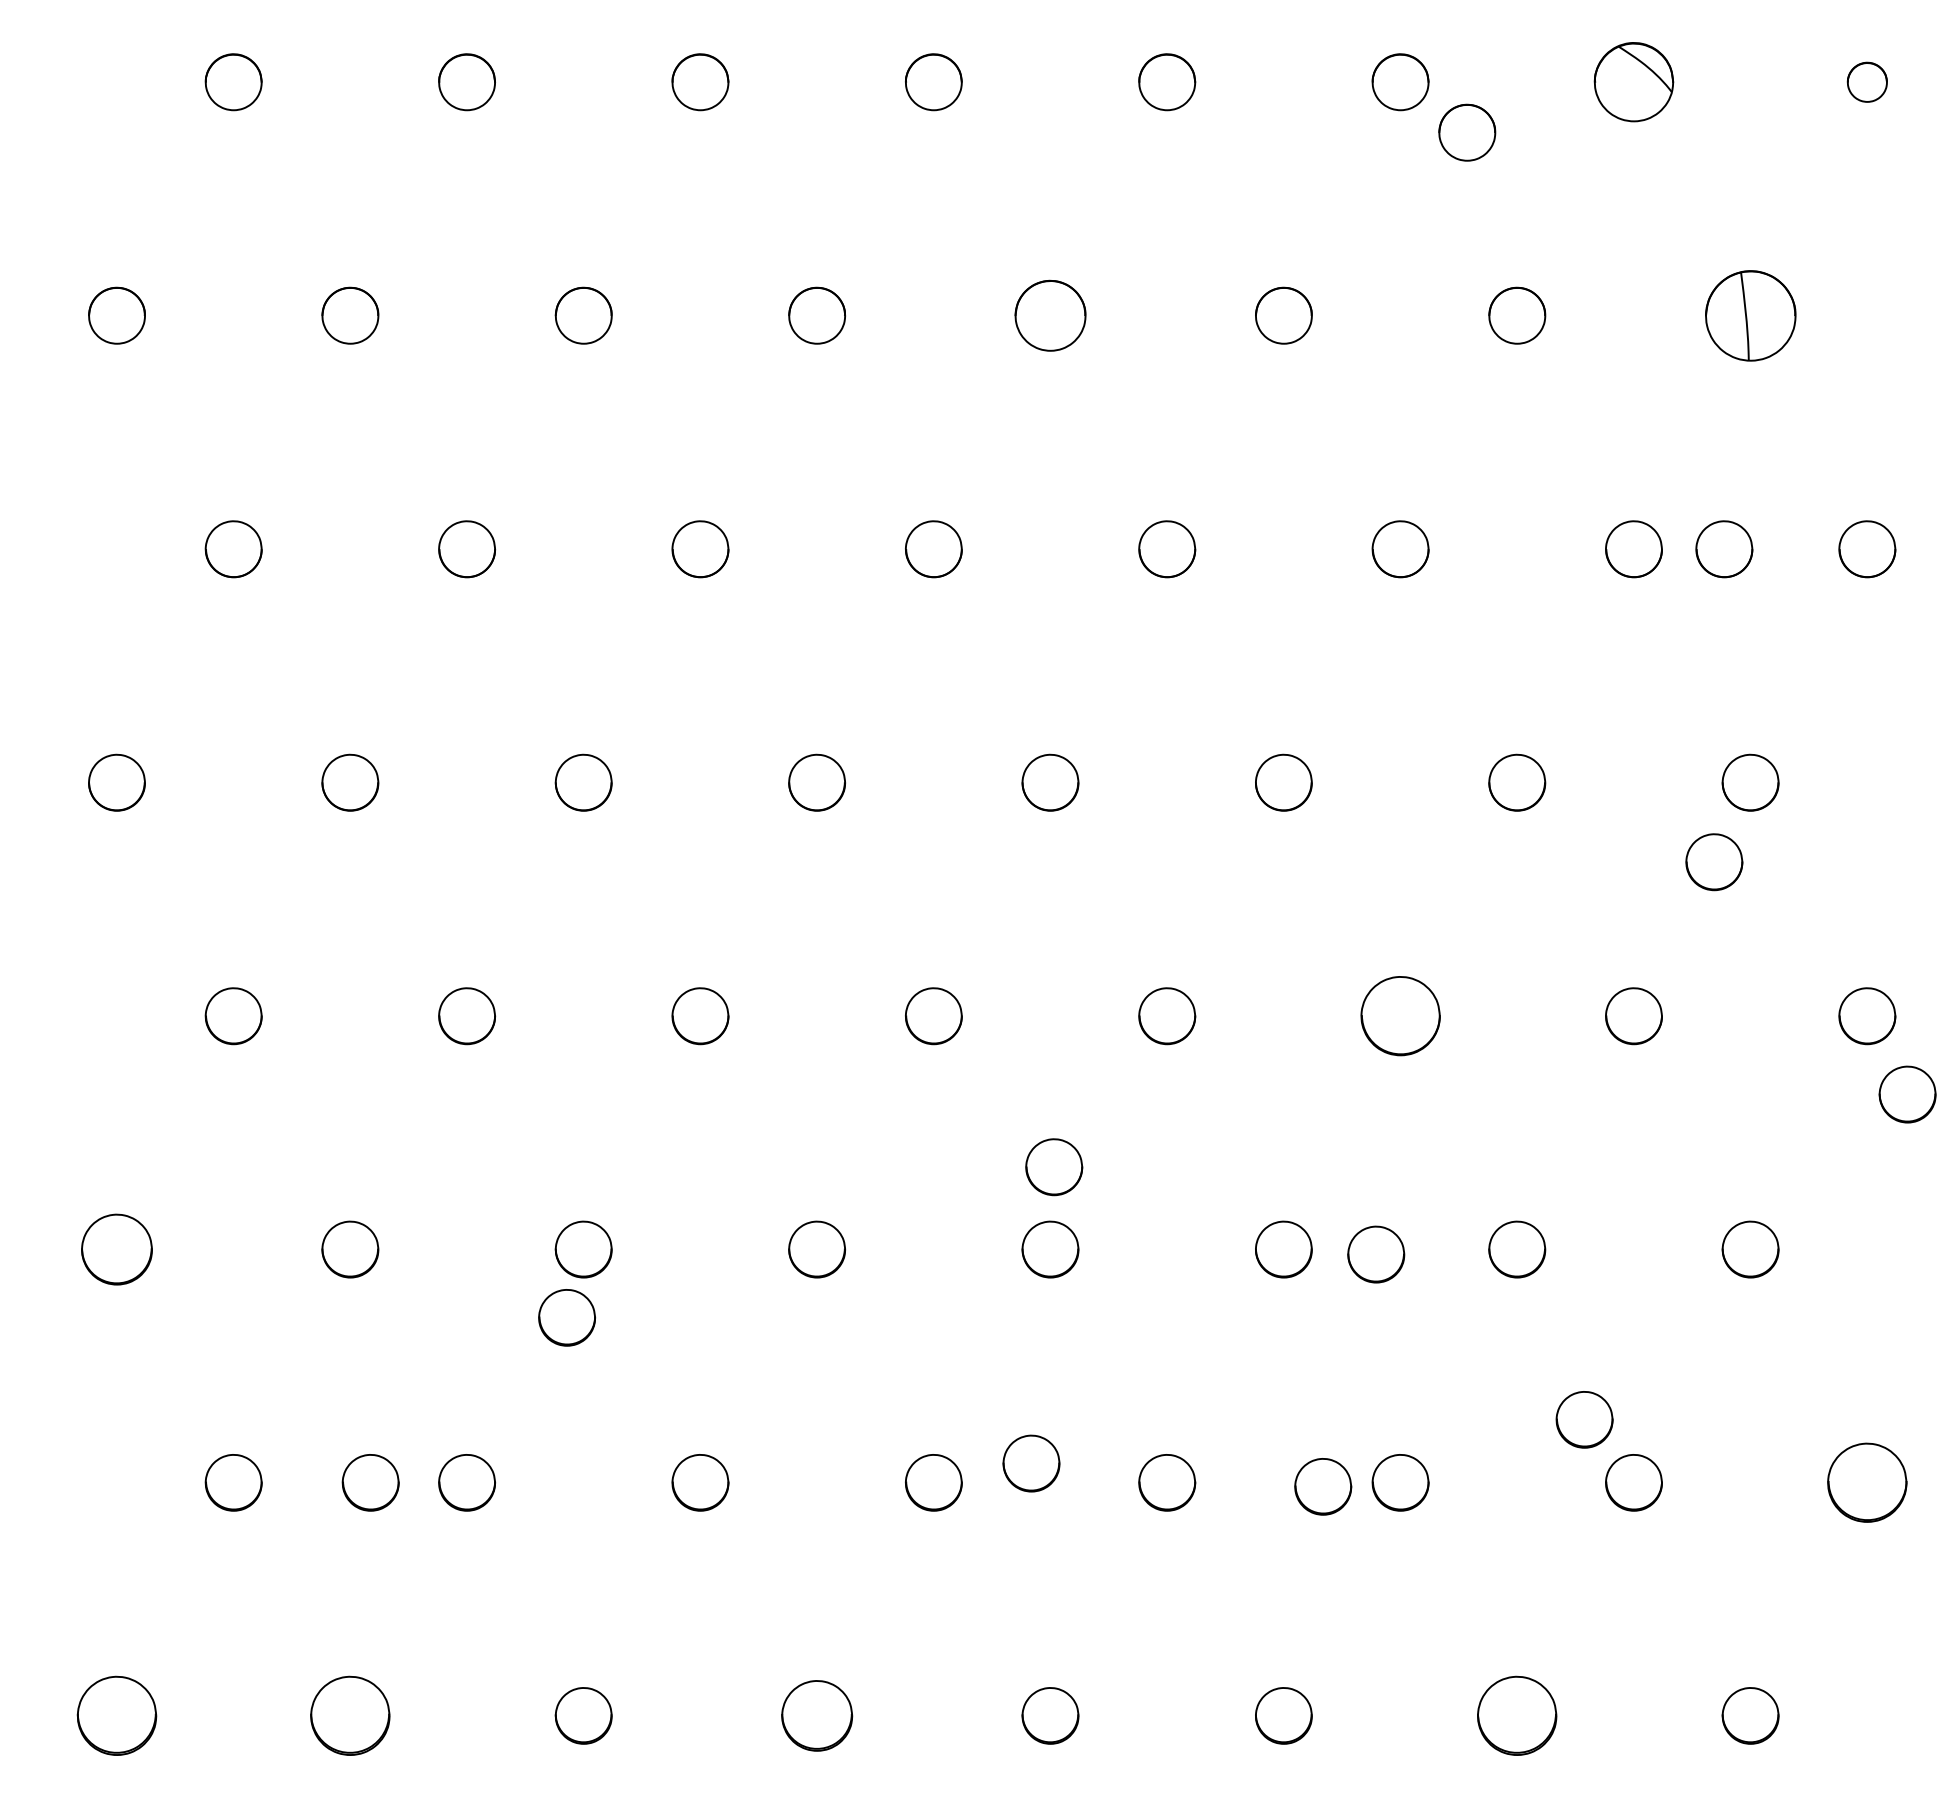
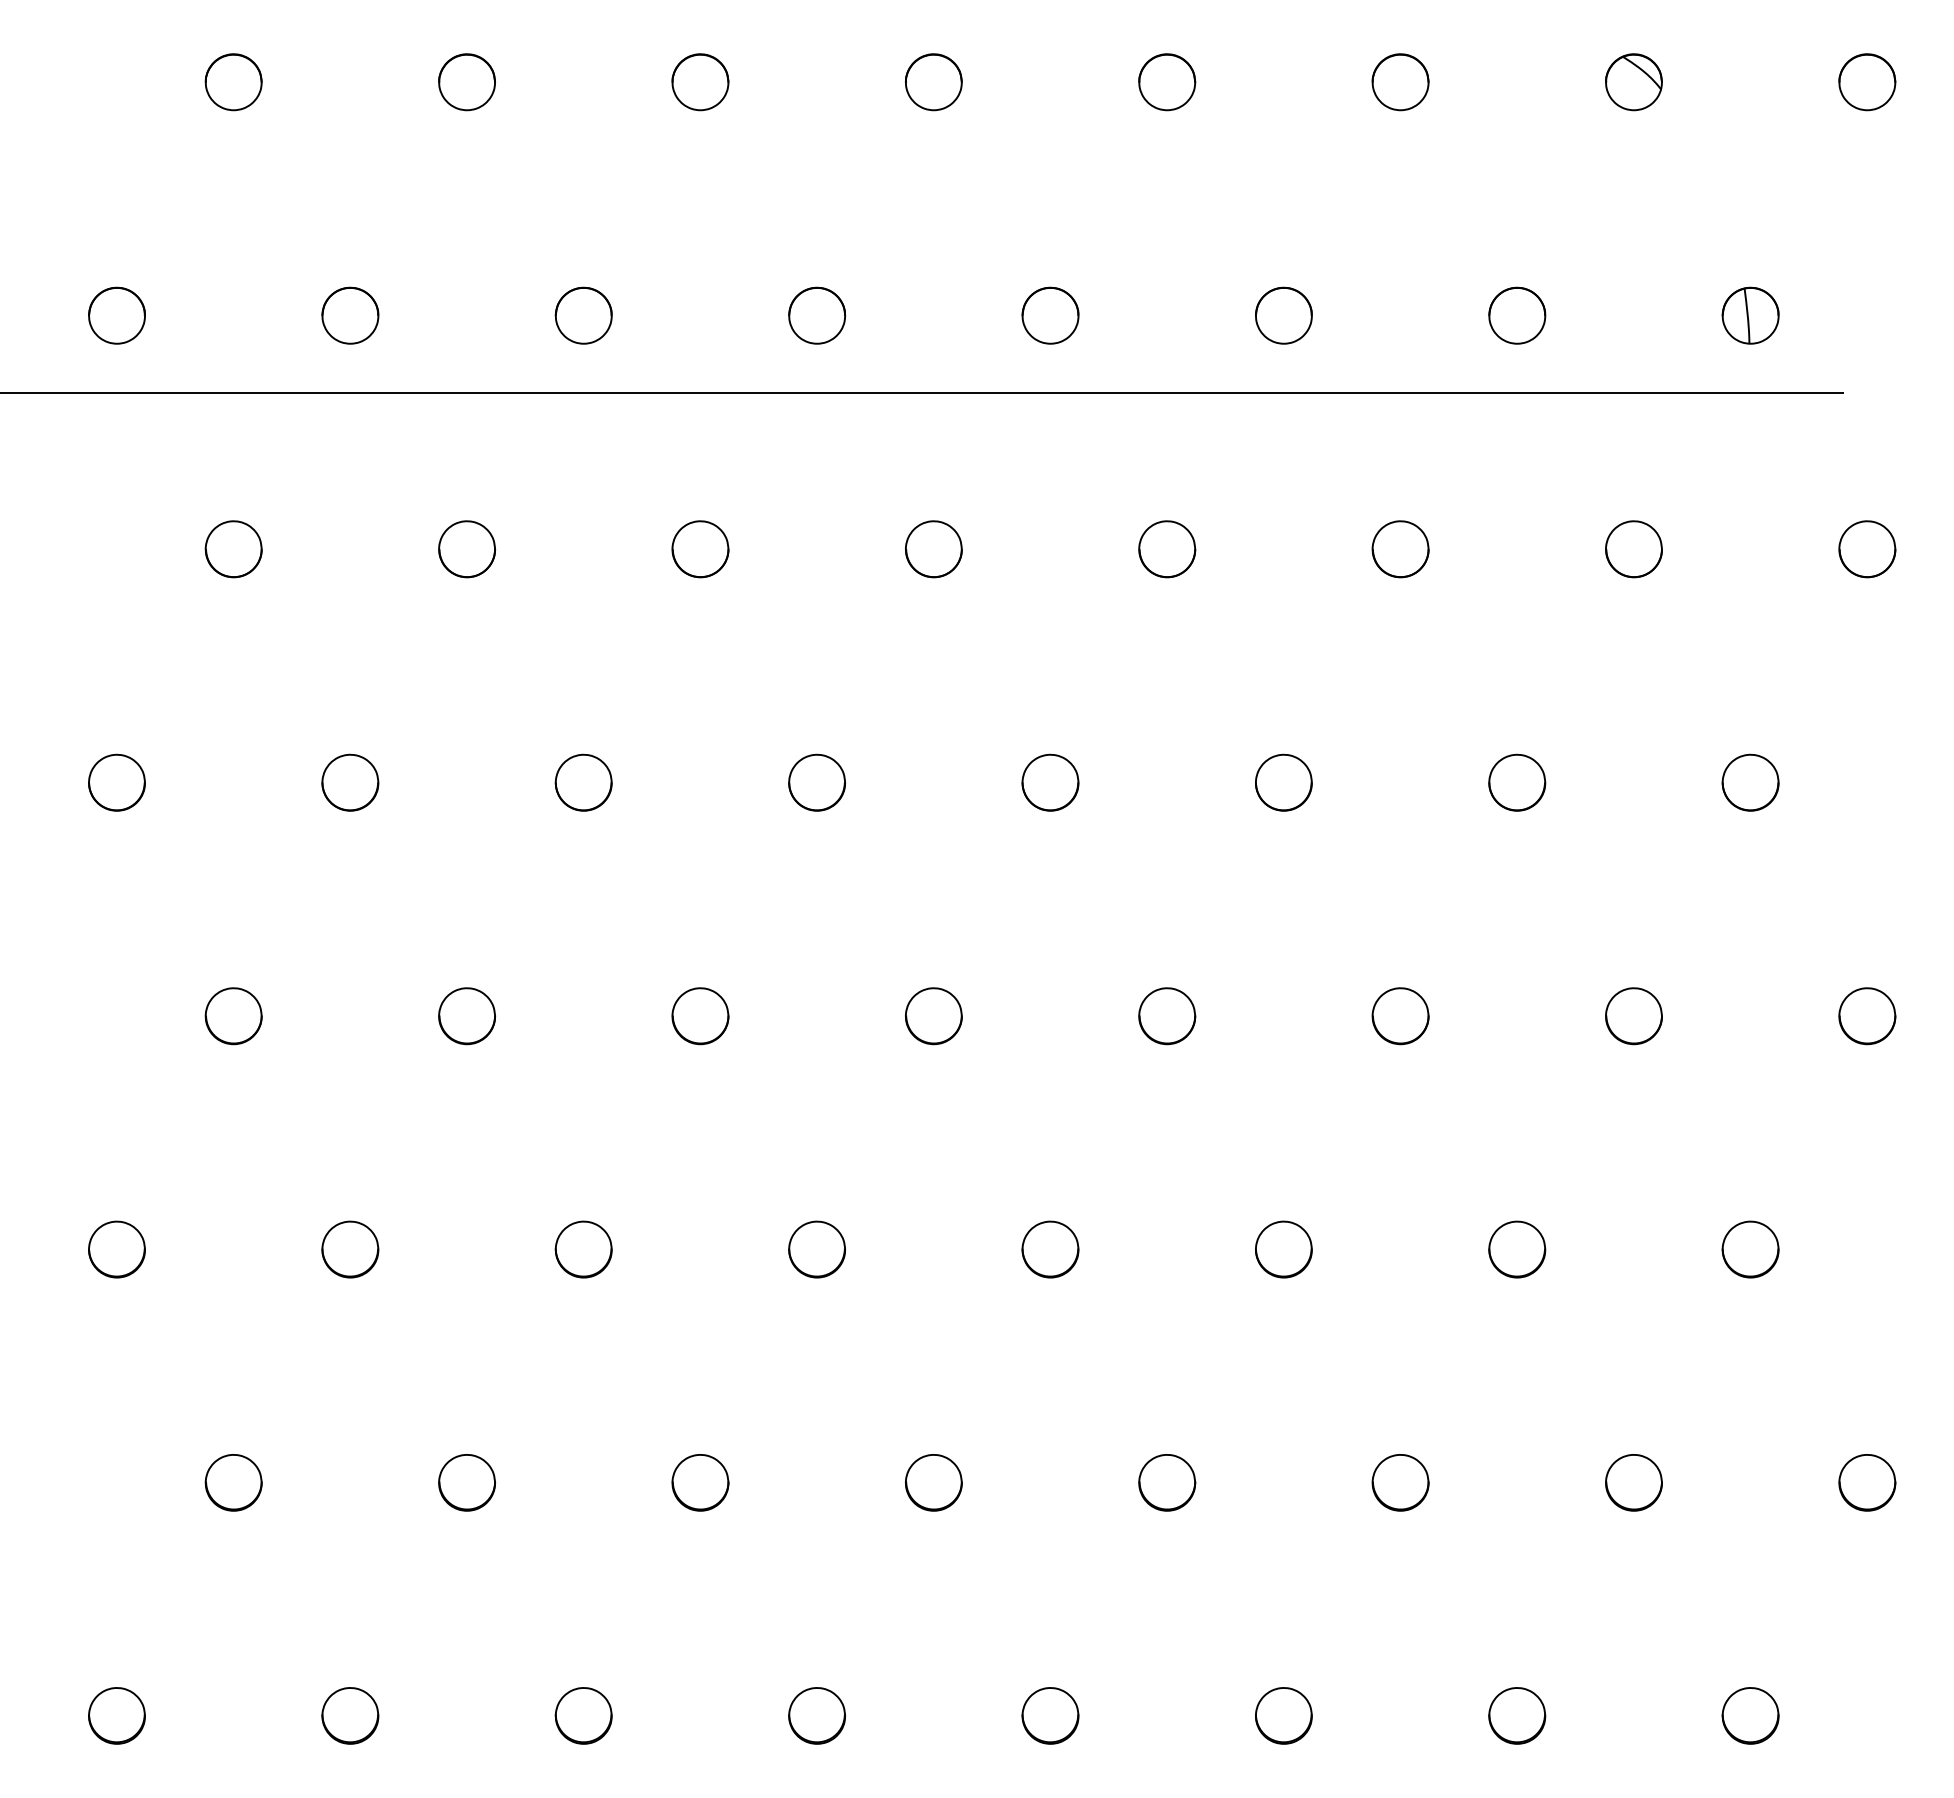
part size: 42x42 px -> 59x59 px (1867, 82)
part size: 82x81 px -> 58x59 px (1633, 82)
part: present -> none (1467, 132)
part size: 73x73 px -> 59x59 px (1050, 315)
part size: 92x92 px -> 59x59 px (1750, 315)
line: none -> present (923, 393)
part: present -> none (1724, 549)
part: present -> none (1714, 862)
part size: 81x81 px -> 59x59 px (1400, 1016)
part: present -> none (1907, 1094)
part: present -> none (1054, 1167)
part size: 72x73 px -> 58x59 px (116, 1249)
part: present -> none (1376, 1254)
part: present -> none (566, 1317)
part: present -> none (1584, 1419)
part: present -> none (1031, 1463)
part: present -> none (370, 1482)
part size: 81x81 px -> 59x58 px (1867, 1482)
part: present -> none (1323, 1486)
part size: 82x81 px -> 58x58 px (116, 1715)
part size: 81x81 px -> 59x58 px (350, 1715)
part size: 73x72 px -> 58x58 px (816, 1715)
part size: 81x81 px -> 59x58 px (1517, 1715)
